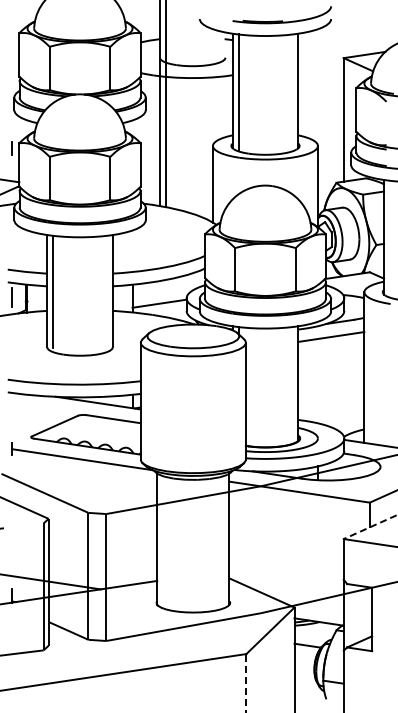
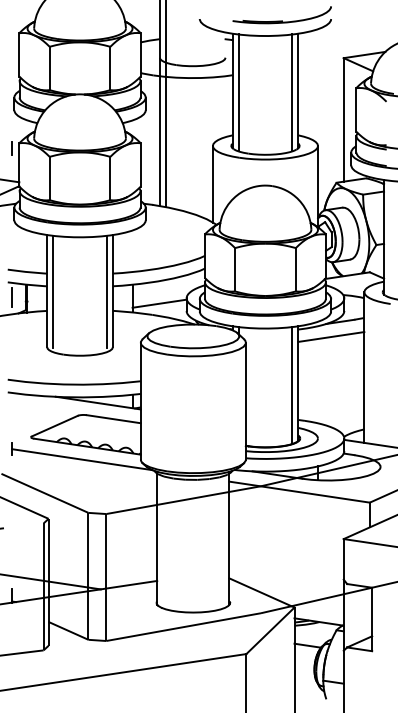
line: none -> present (292, 92)
line: none -> present (106, 291)
line: none -> present (292, 385)
line: dashed -> solid (370, 527)
line: dashed -> solid (246, 683)
